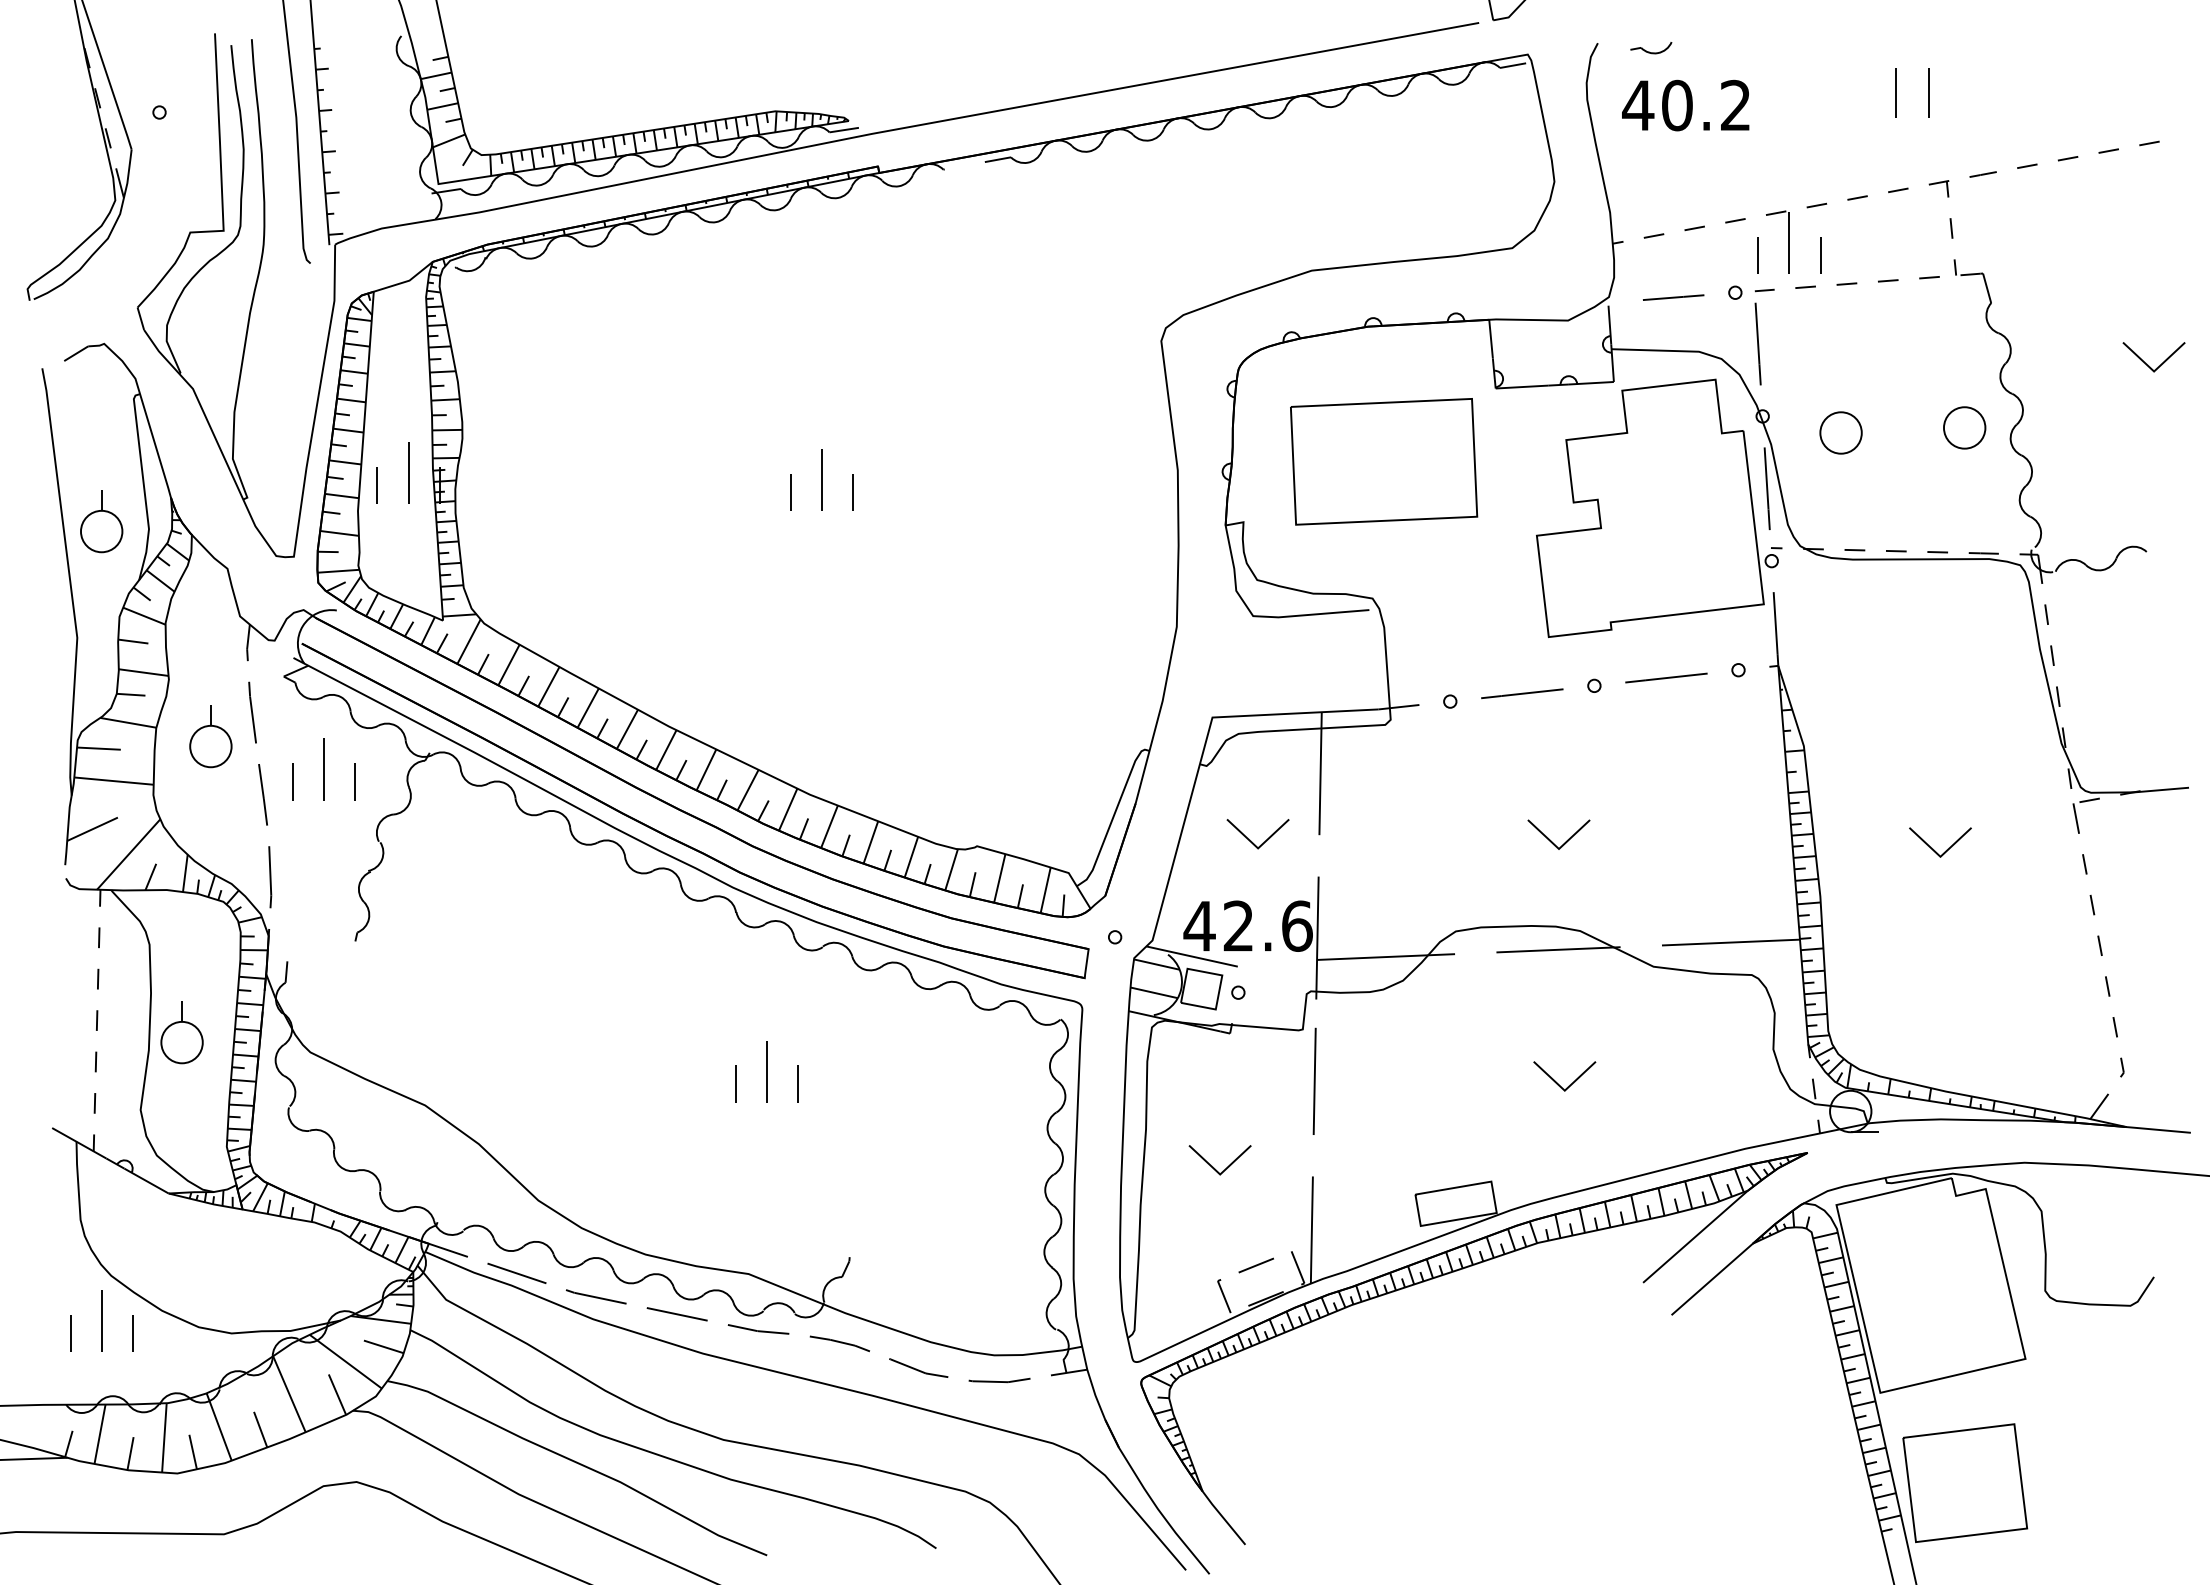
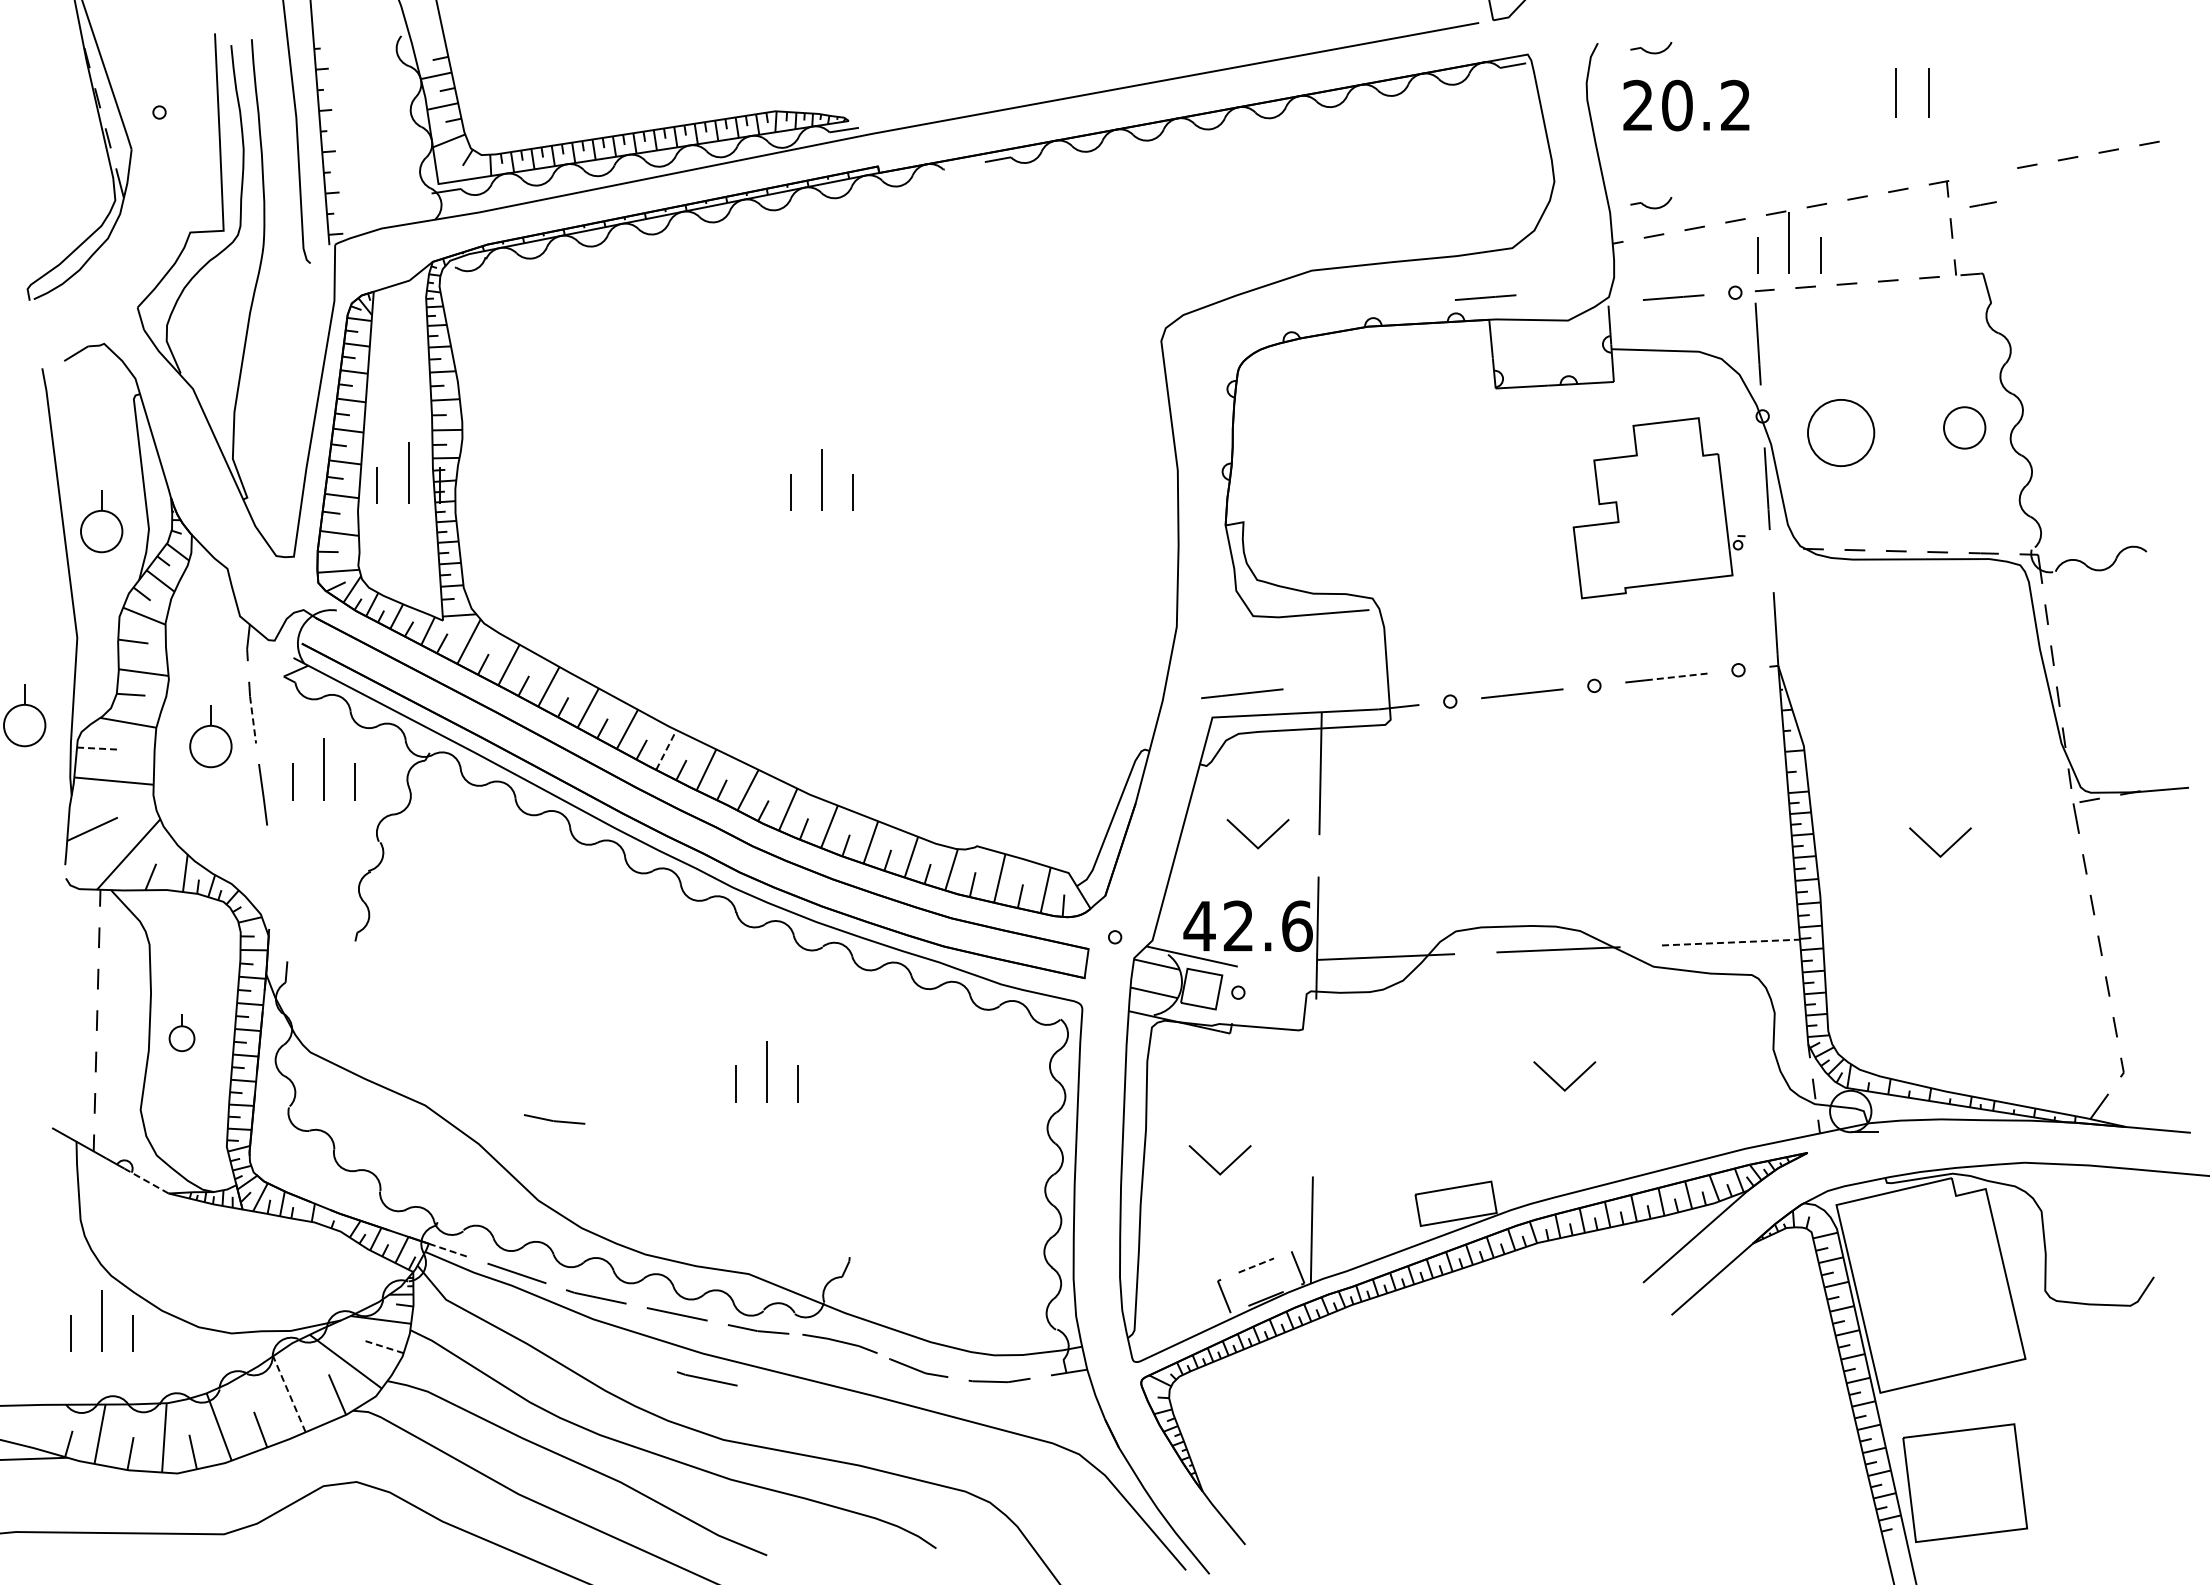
text: 40.2 -> 20.2 (1638, 104)
line position: (1982, 174) -> (1982, 204) (1982, 204)
part: none -> present (1651, 203)
line: none -> present (1485, 297)
part: present -> none (2148, 364)
part size: 44x44 px -> 69x68 px (1841, 432)
part: present -> none (1384, 461)
part size: 247x260 px -> 174x183 px (1658, 508)
line: solid -> dashed (1677, 676)
line: none -> present (1242, 693)
part: none -> present (24, 715)
line: solid -> dashed (253, 719)
line: solid -> dashed (98, 748)
line: solid -> dashed (666, 749)
part: present -> none (1551, 840)
line: present -> none (270, 877)
line: solid -> dashed (1731, 942)
part size: 44x64 px -> 28x39 px (181, 1033)
line: present -> none (1314, 1080)
part: none -> present (554, 1119)
line: solid -> dashed (146, 1180)
line: solid -> dashed (448, 1250)
line: solid -> dashed (1256, 1265)
part size: 61x18 px -> 76x21 px (839, 1343)
line: solid -> dashed (383, 1346)
line: none -> present (706, 1378)
line: solid -> dashed (289, 1393)
